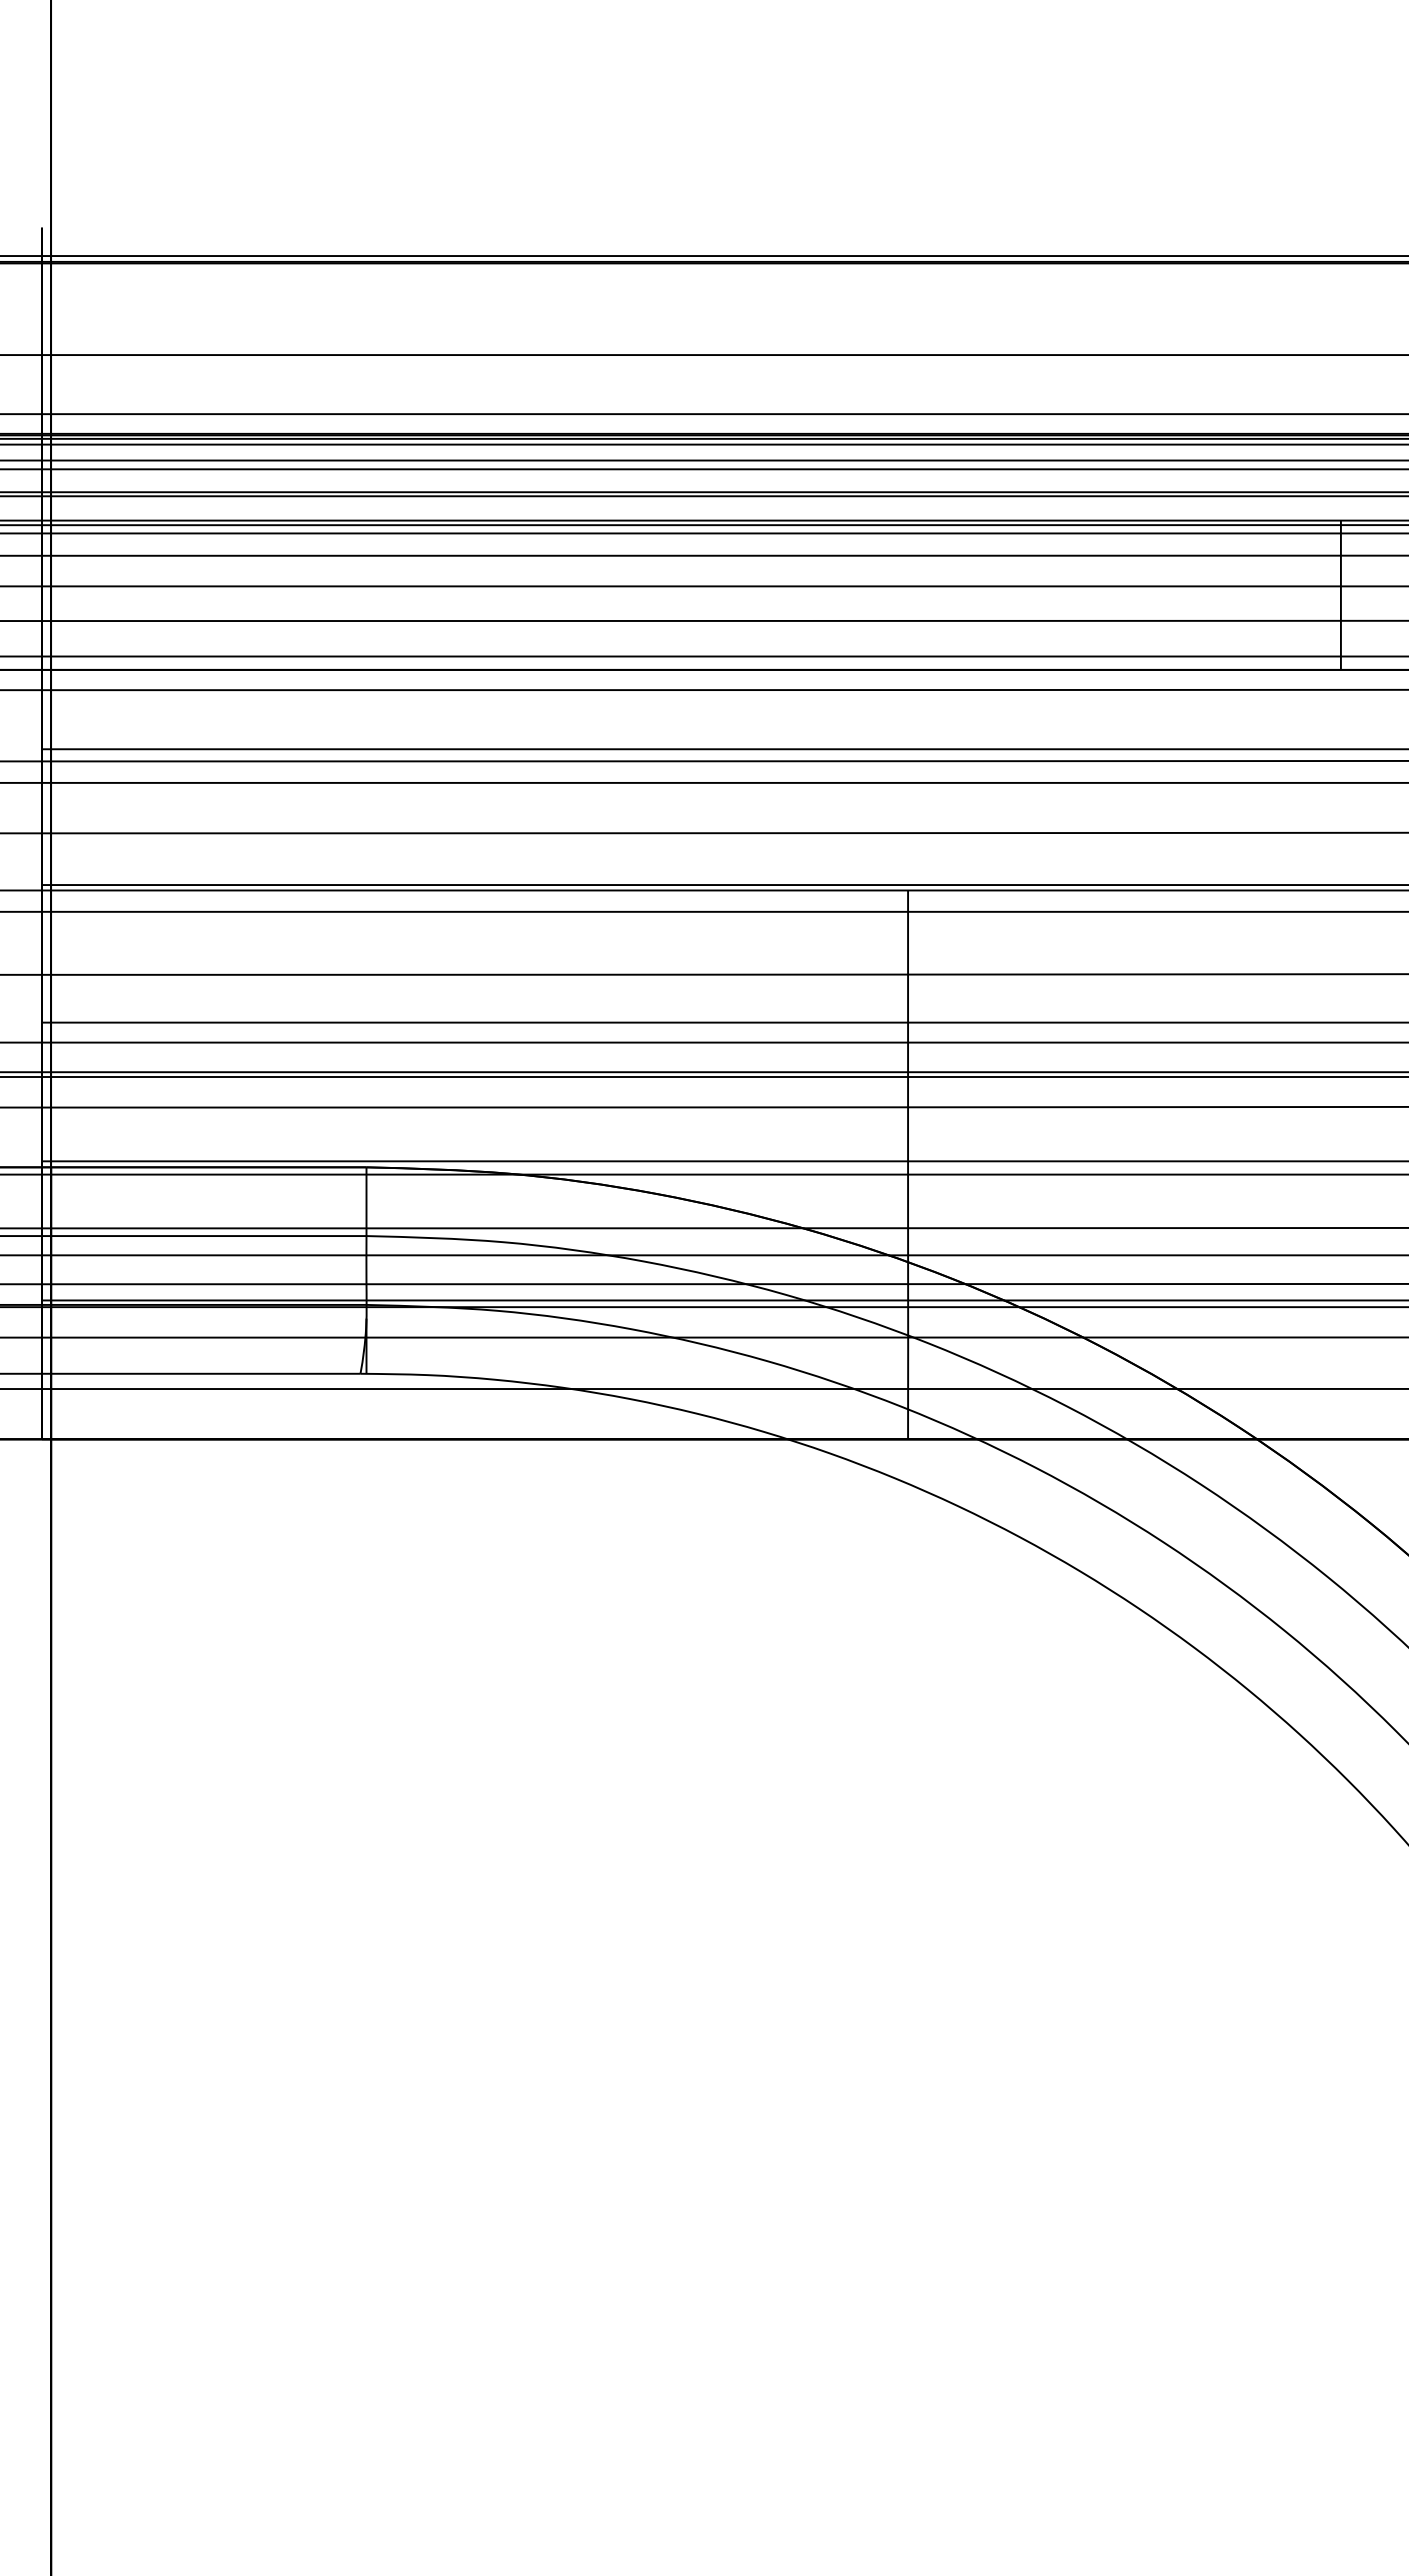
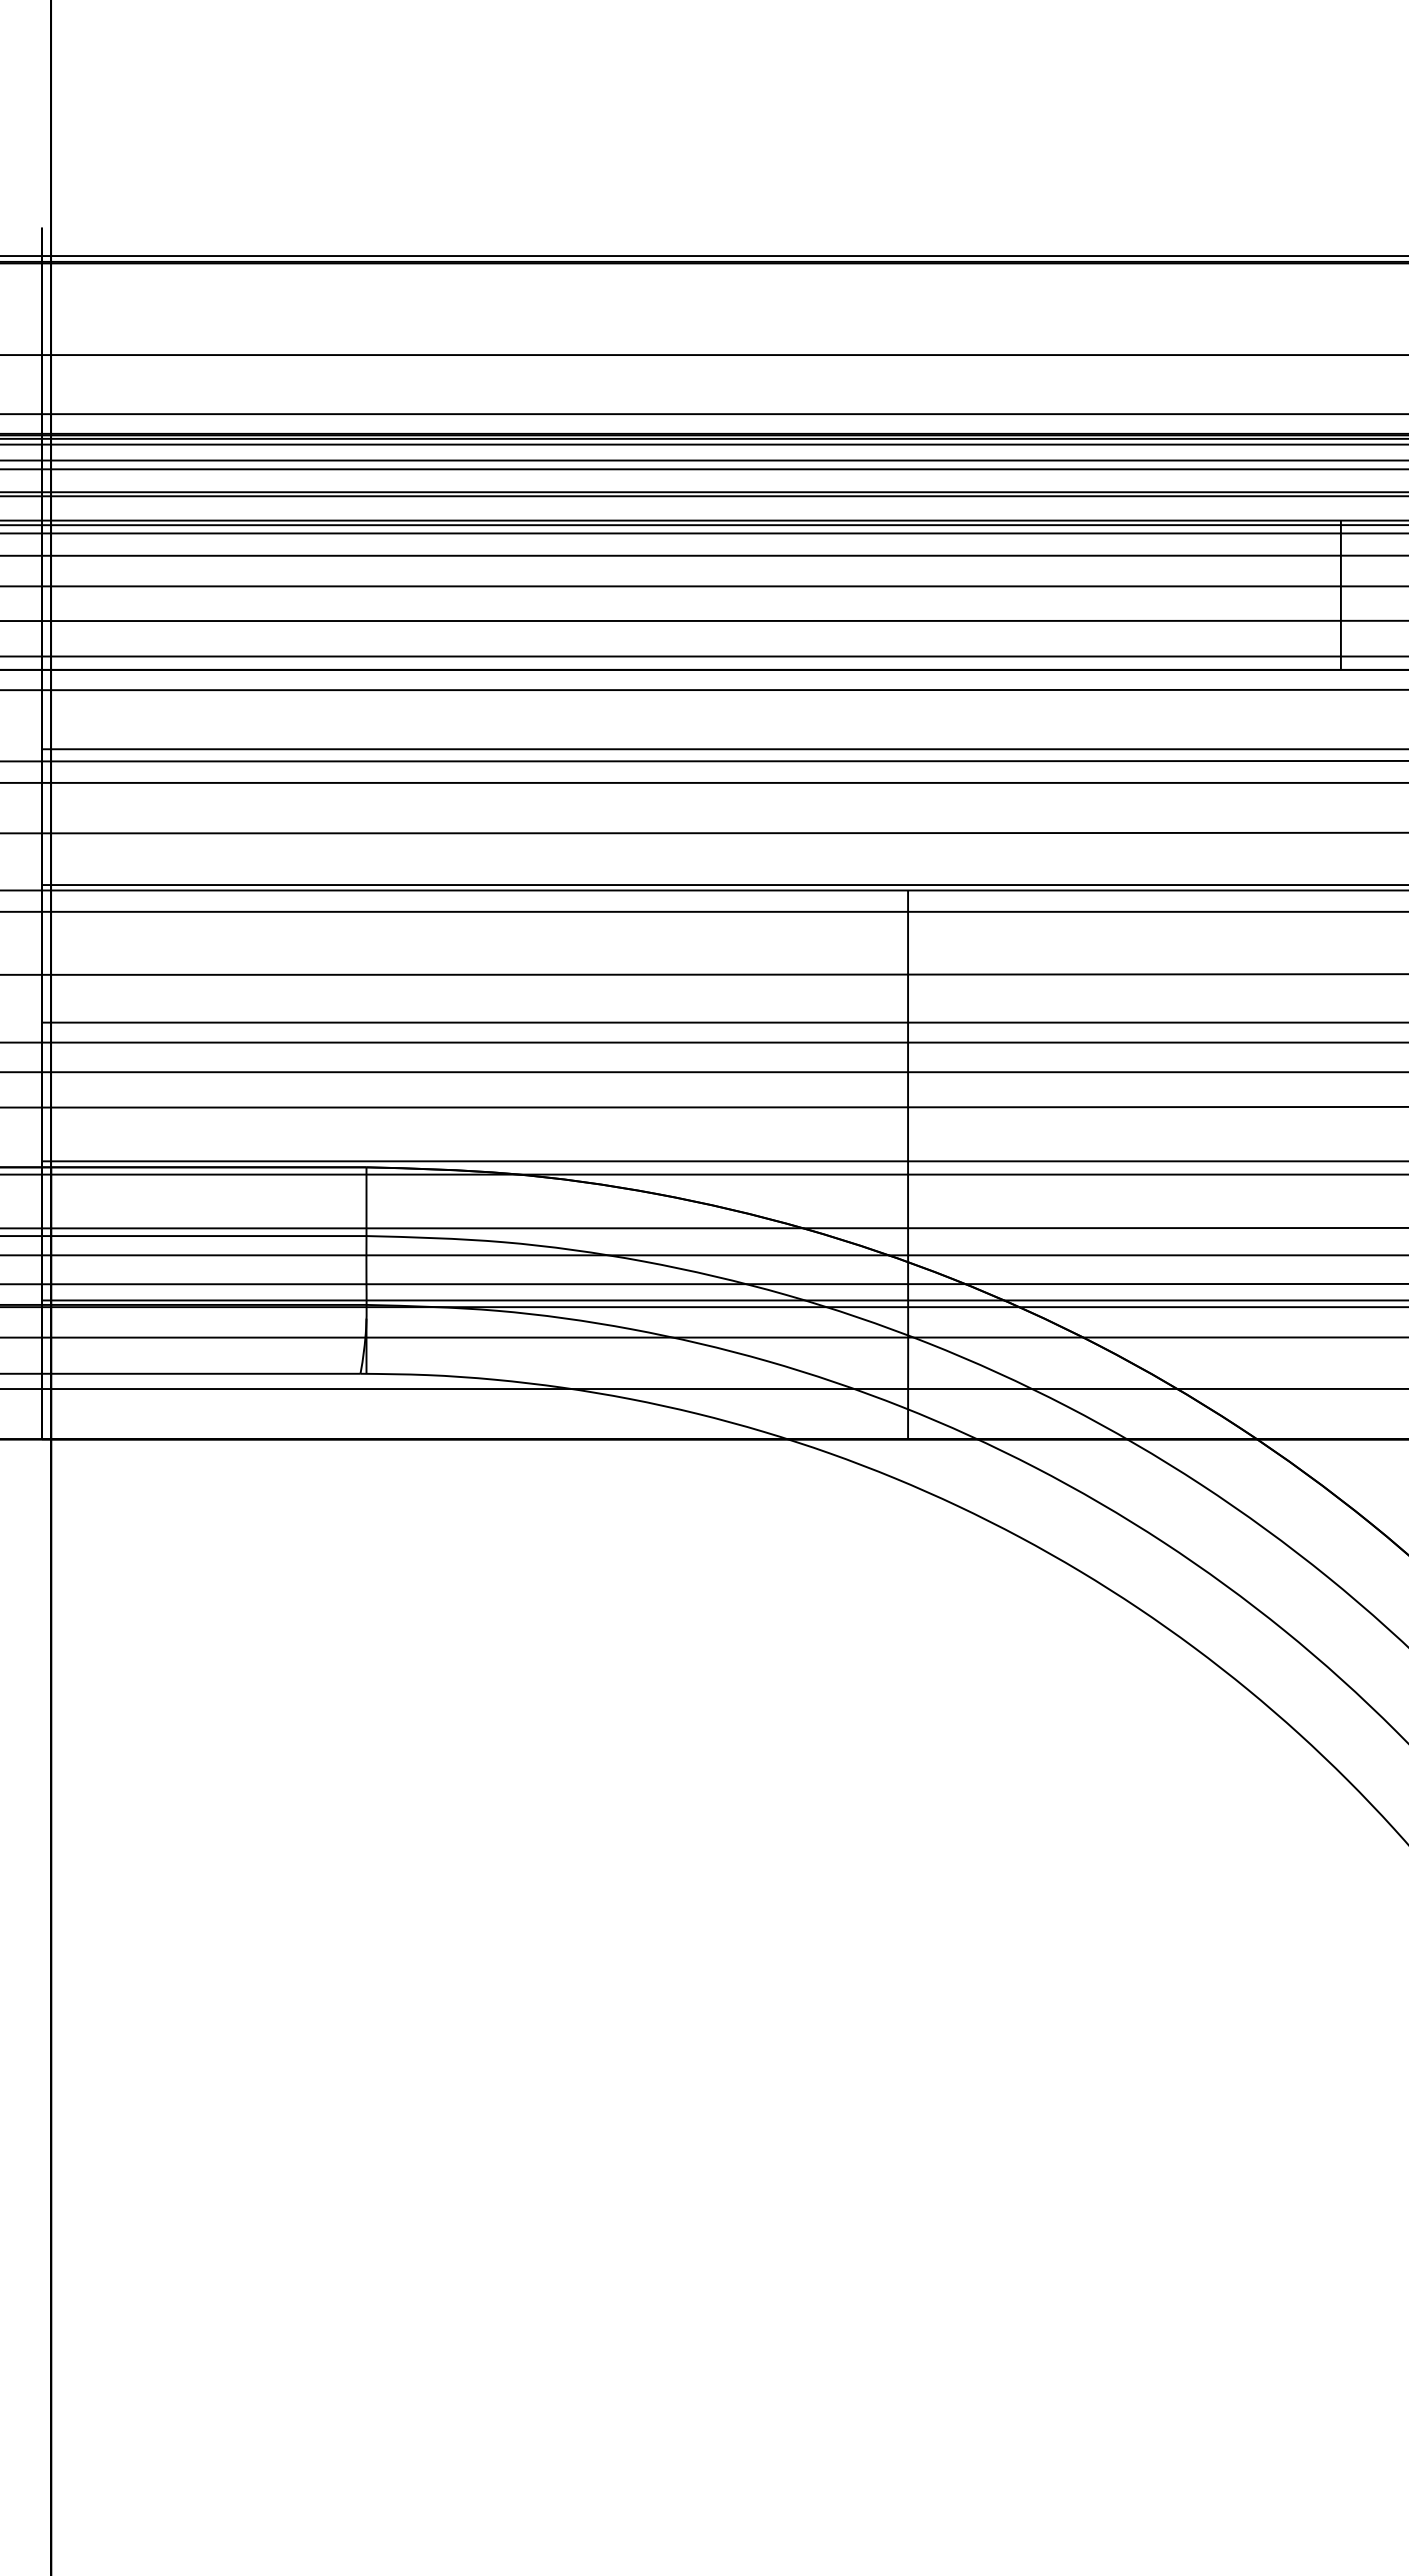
line: present -> none (703, 1076)
